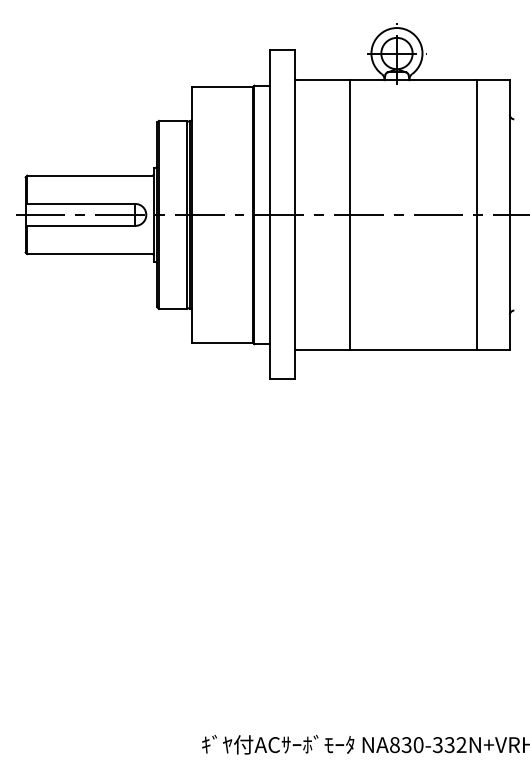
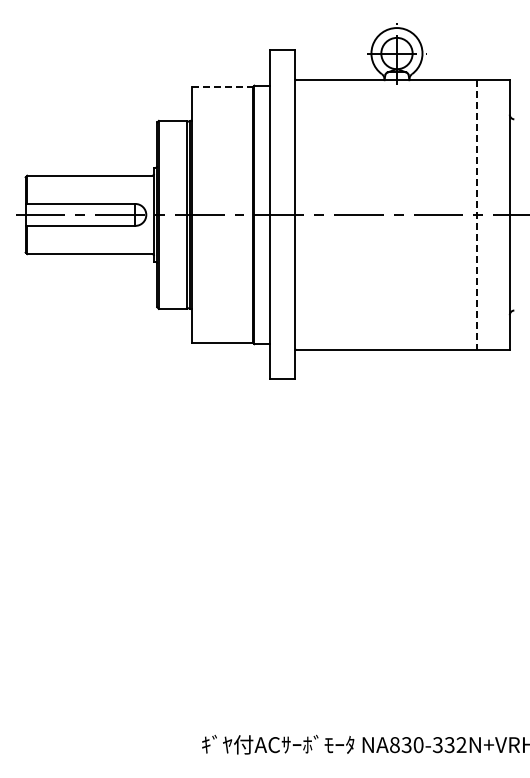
line: solid -> dashed (222, 87)
line: present -> none (349, 214)
line: solid -> dashed (476, 214)
